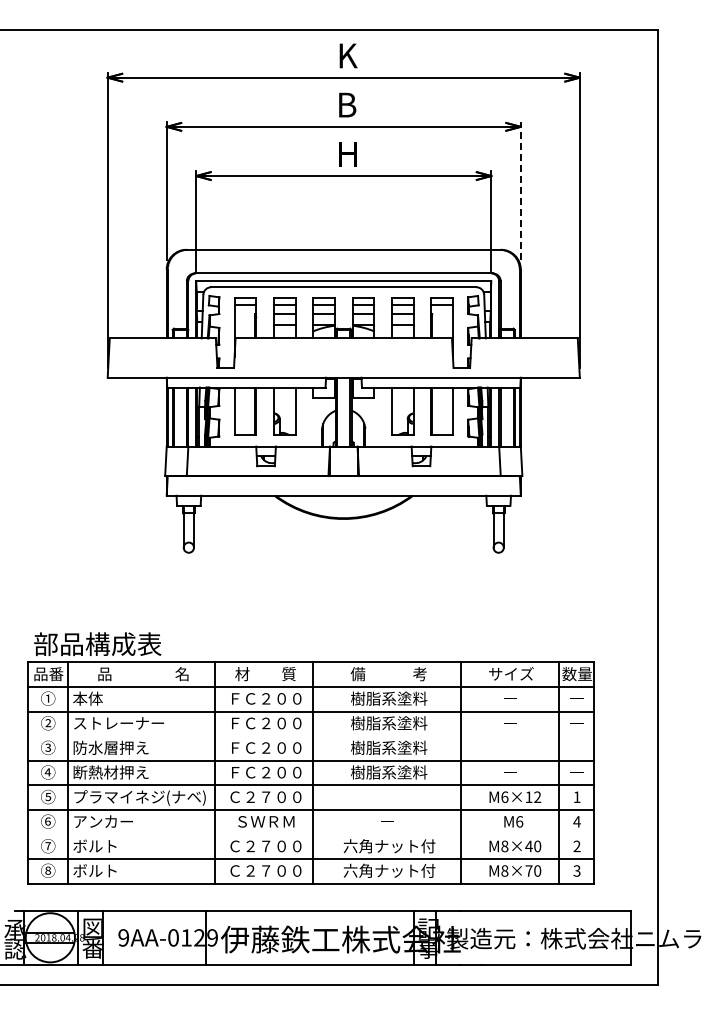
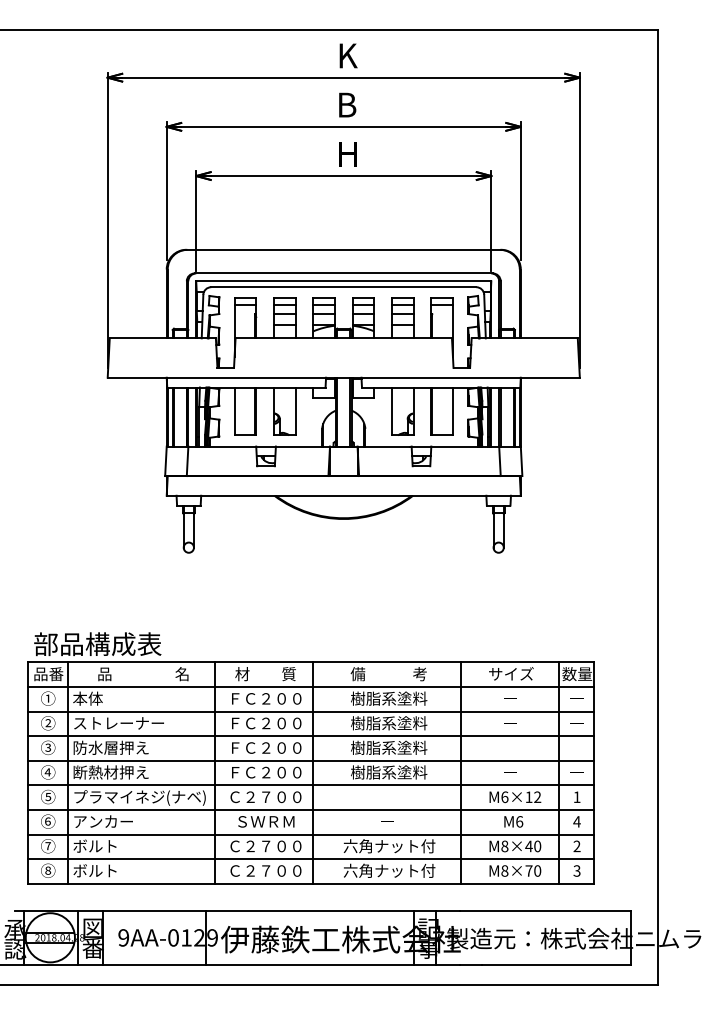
line: dashed -> solid (520, 190)
line: none -> present (310, 736)
line: none -> present (310, 834)
